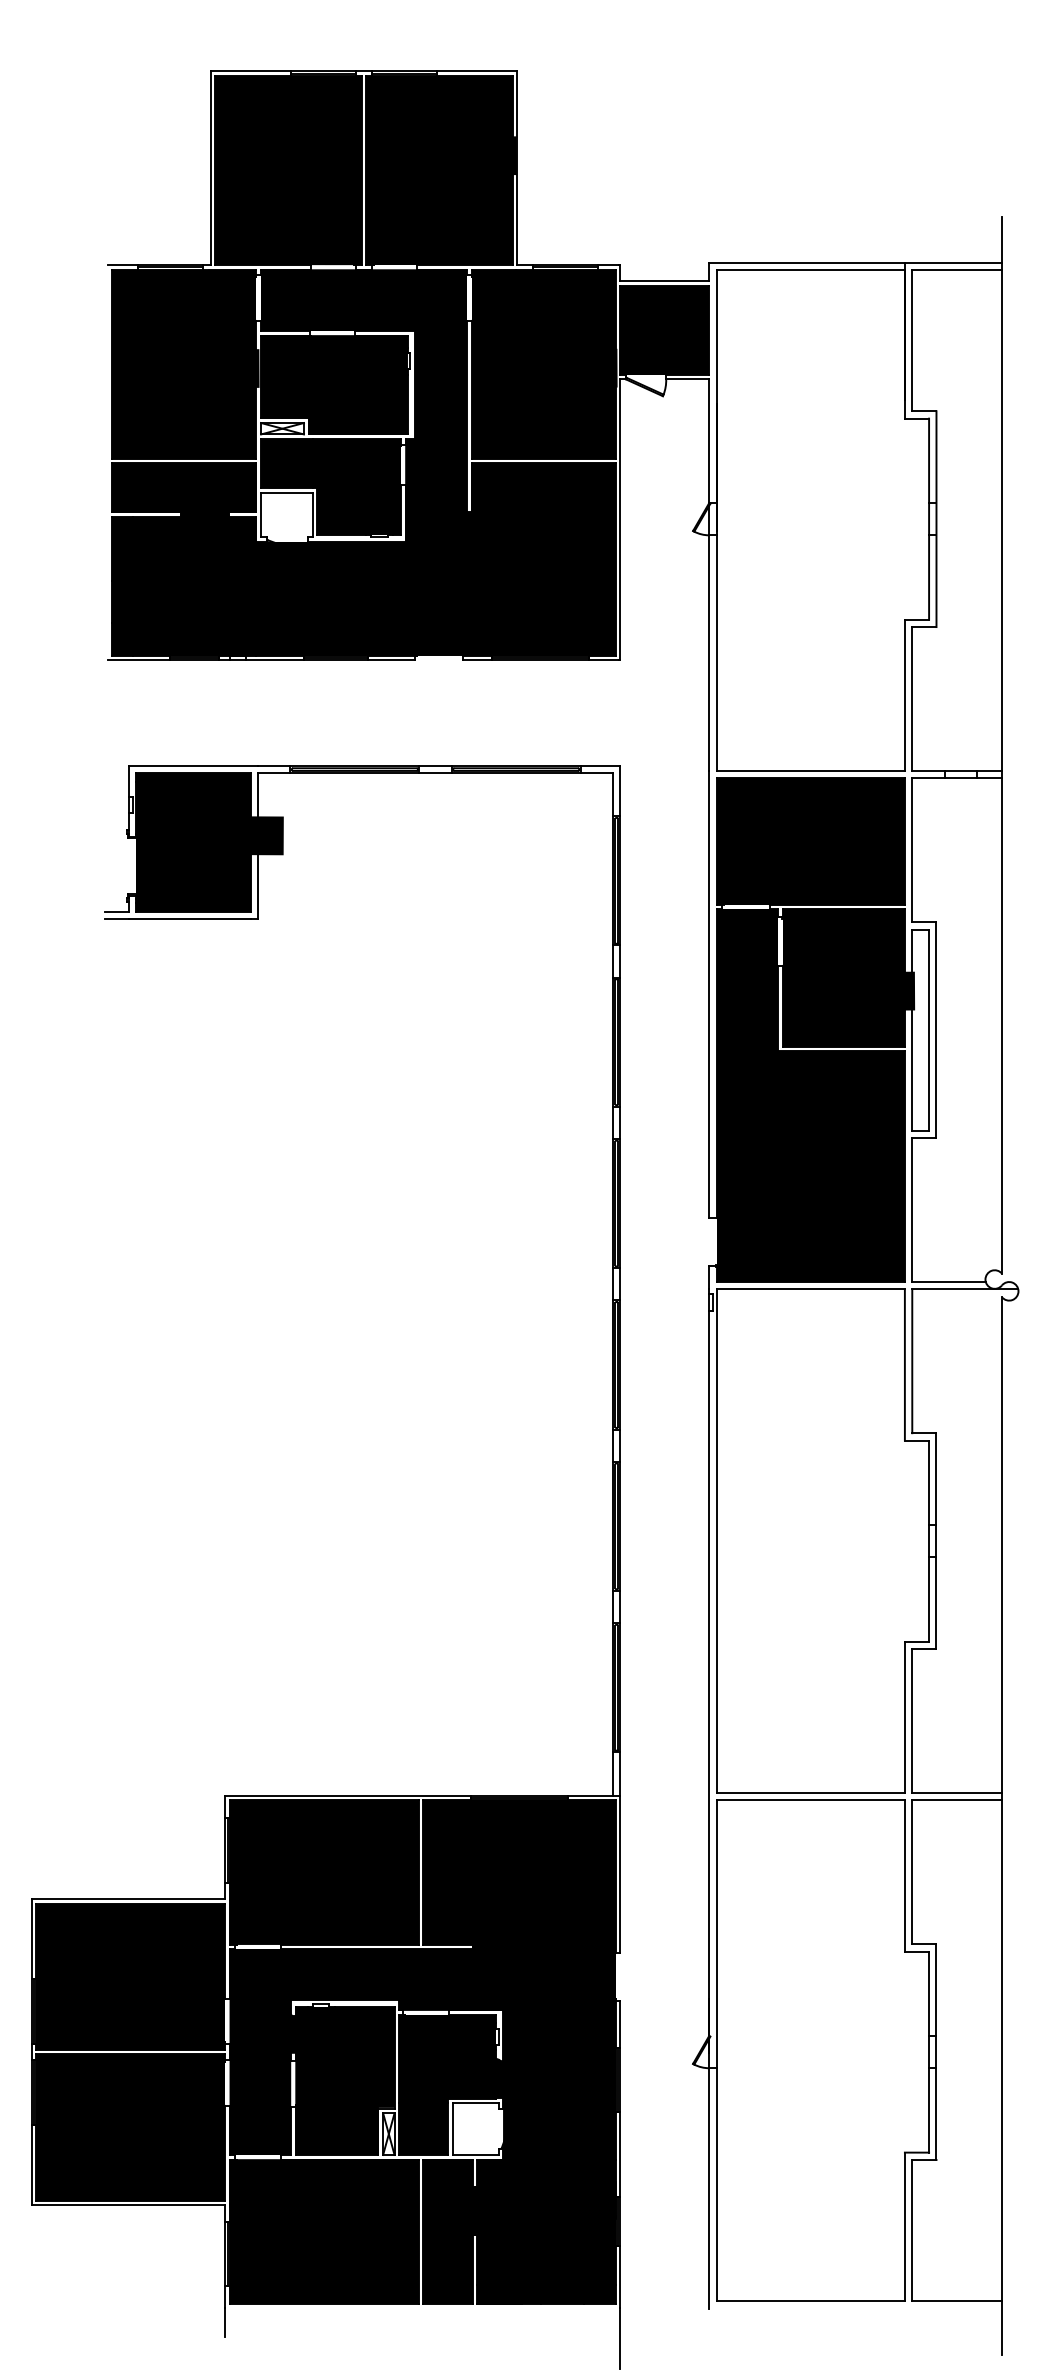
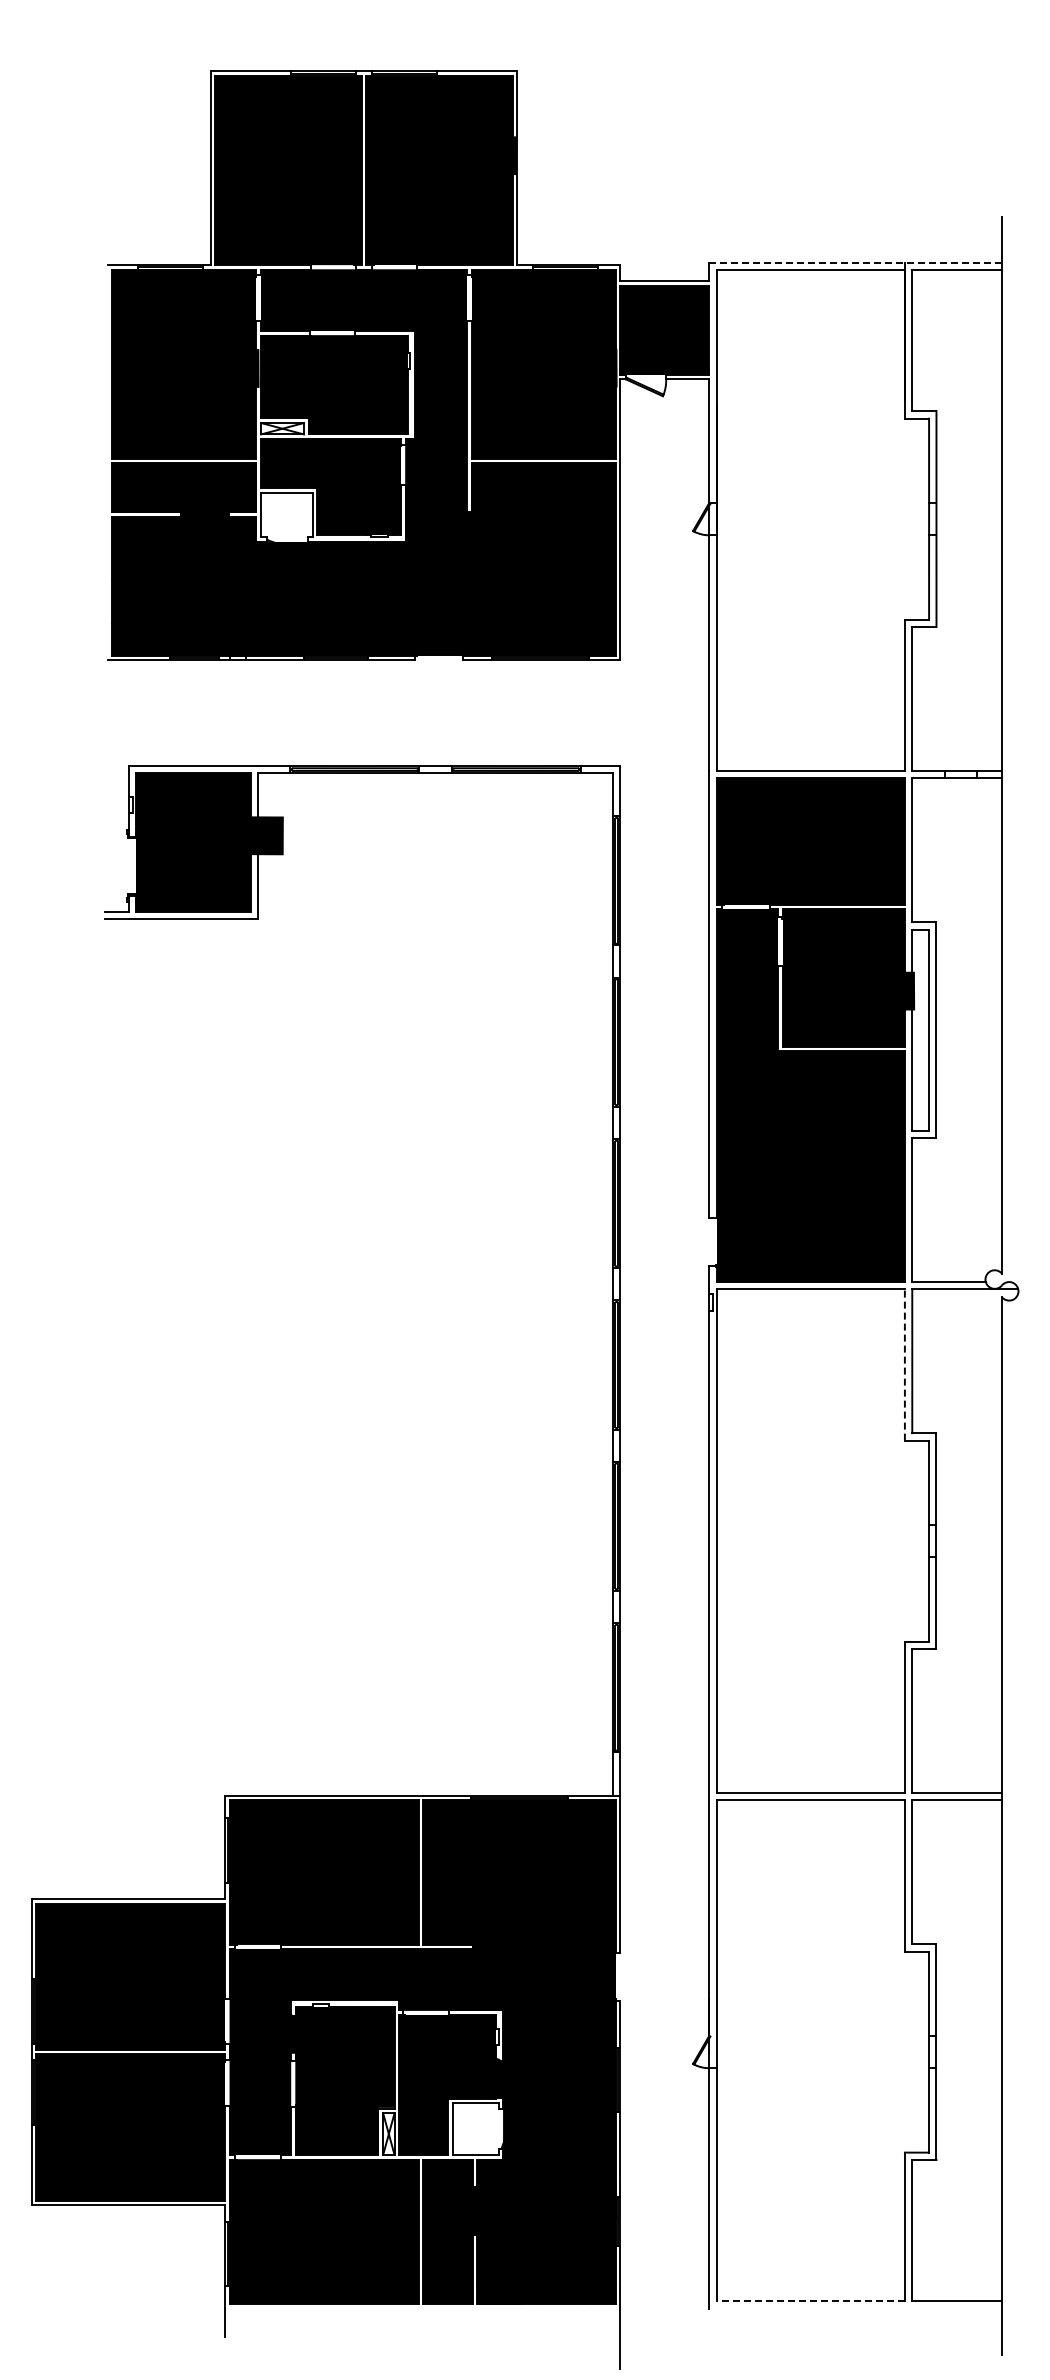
line: solid -> dashed (855, 262)
line: solid -> dashed (904, 1364)
line: solid -> dashed (810, 2301)
